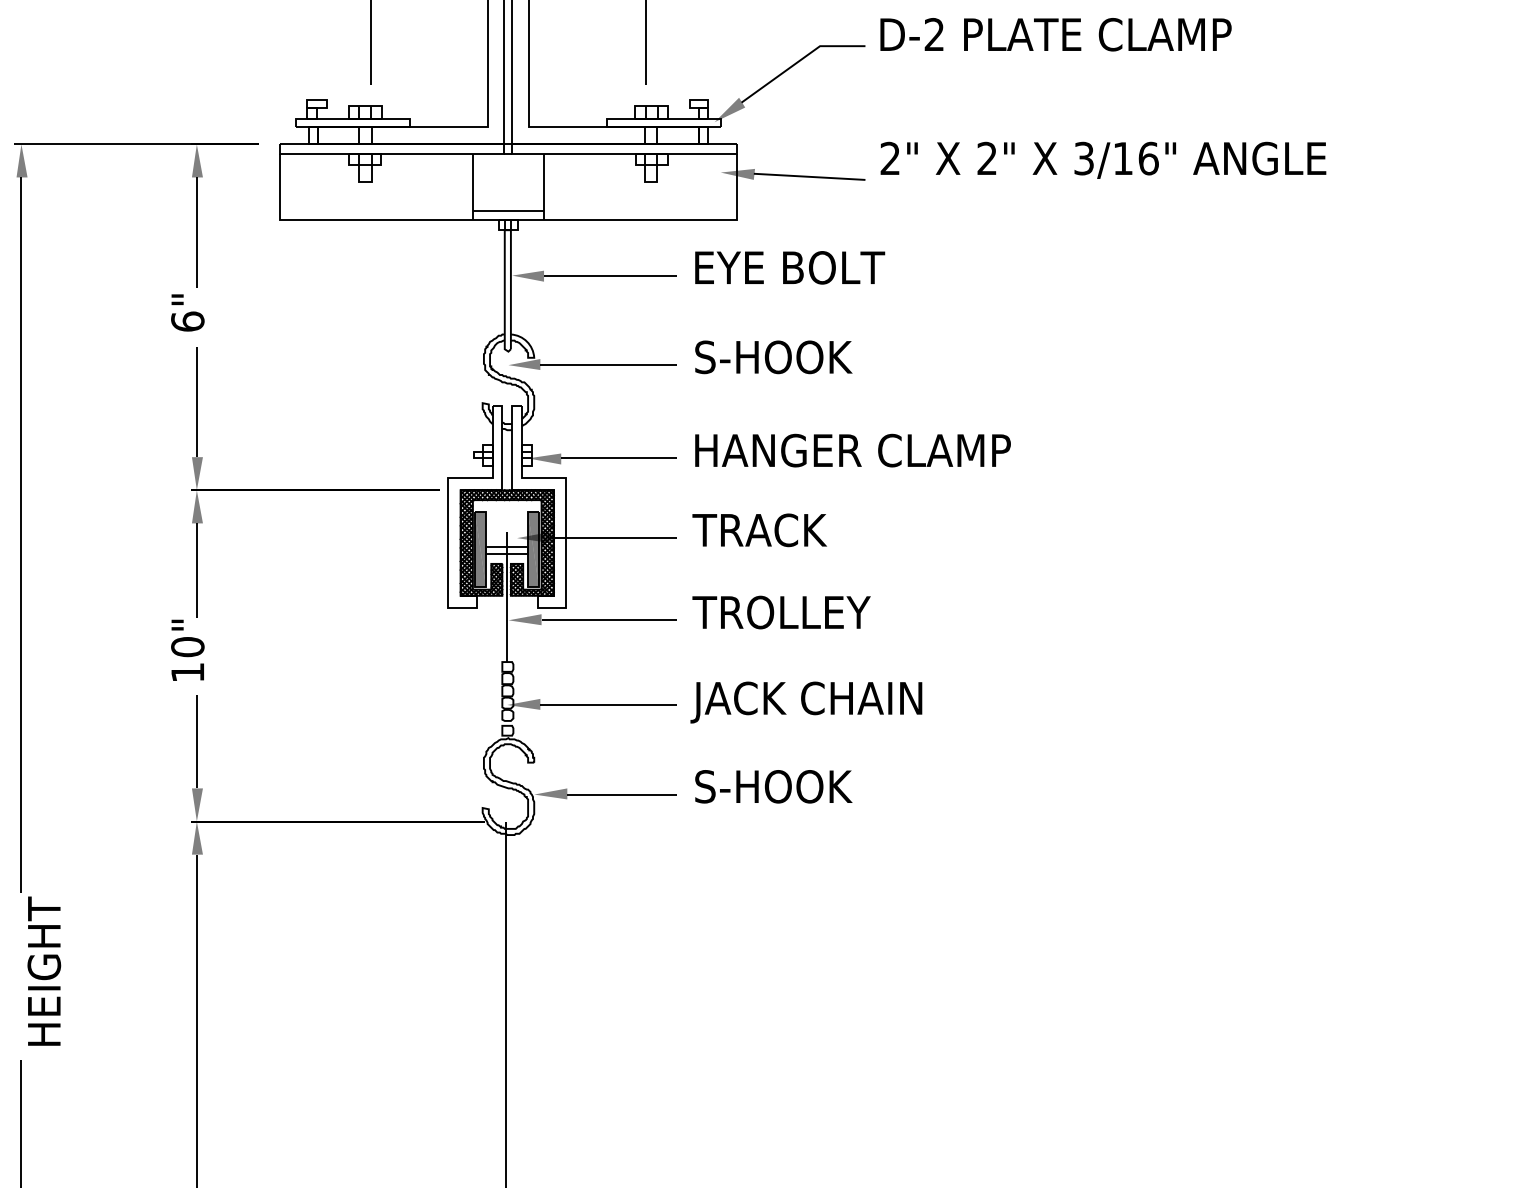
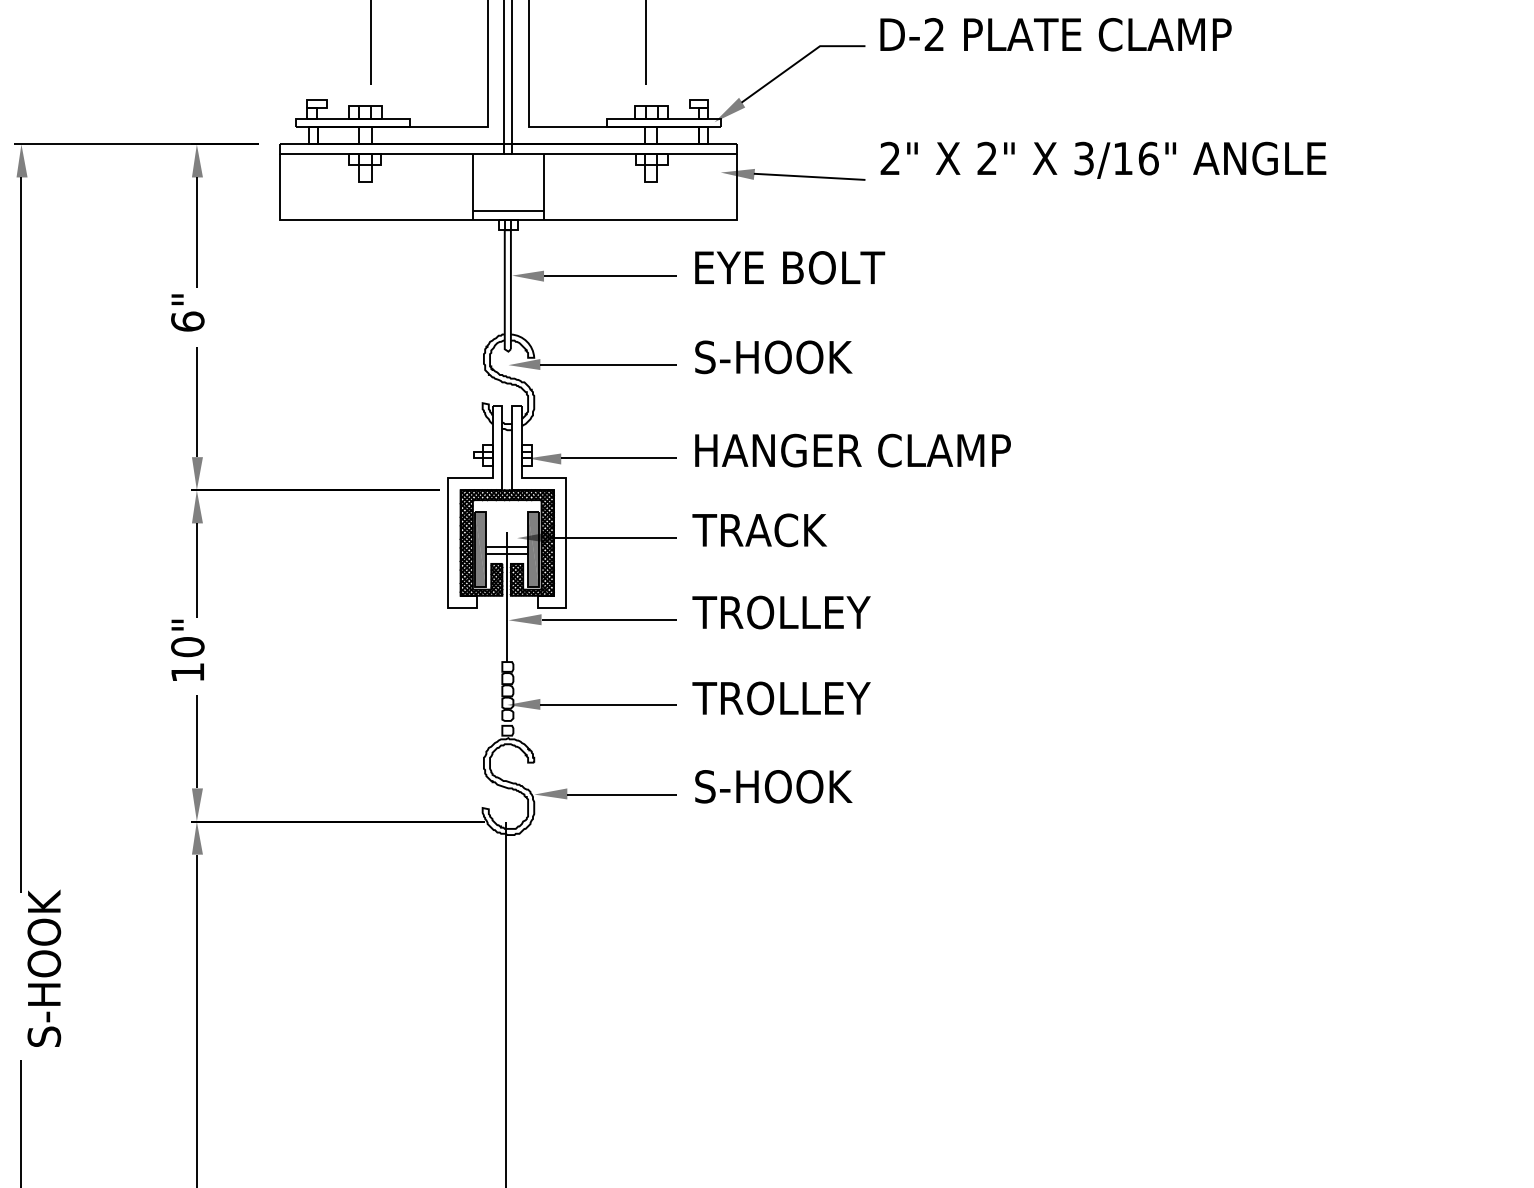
text: JACK CHAIN -> TROLLEY (806, 702)
text: HEIGHT -> S-HOOK (44, 967)
